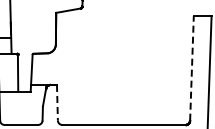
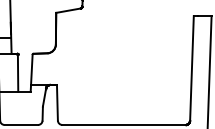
line: dashed -> solid (191, 67)
line: dashed -> solid (57, 102)
